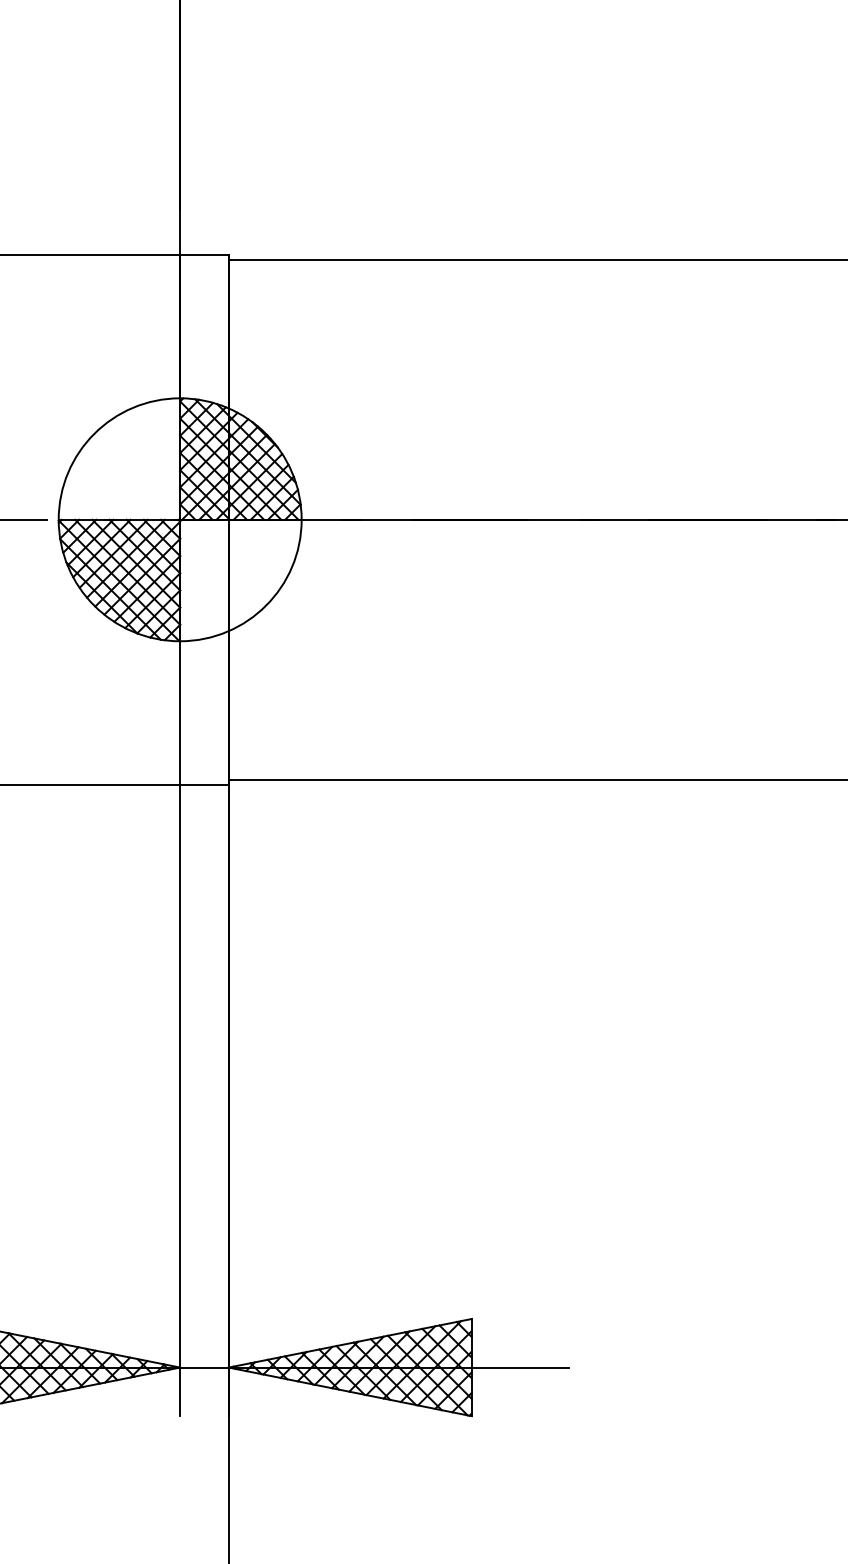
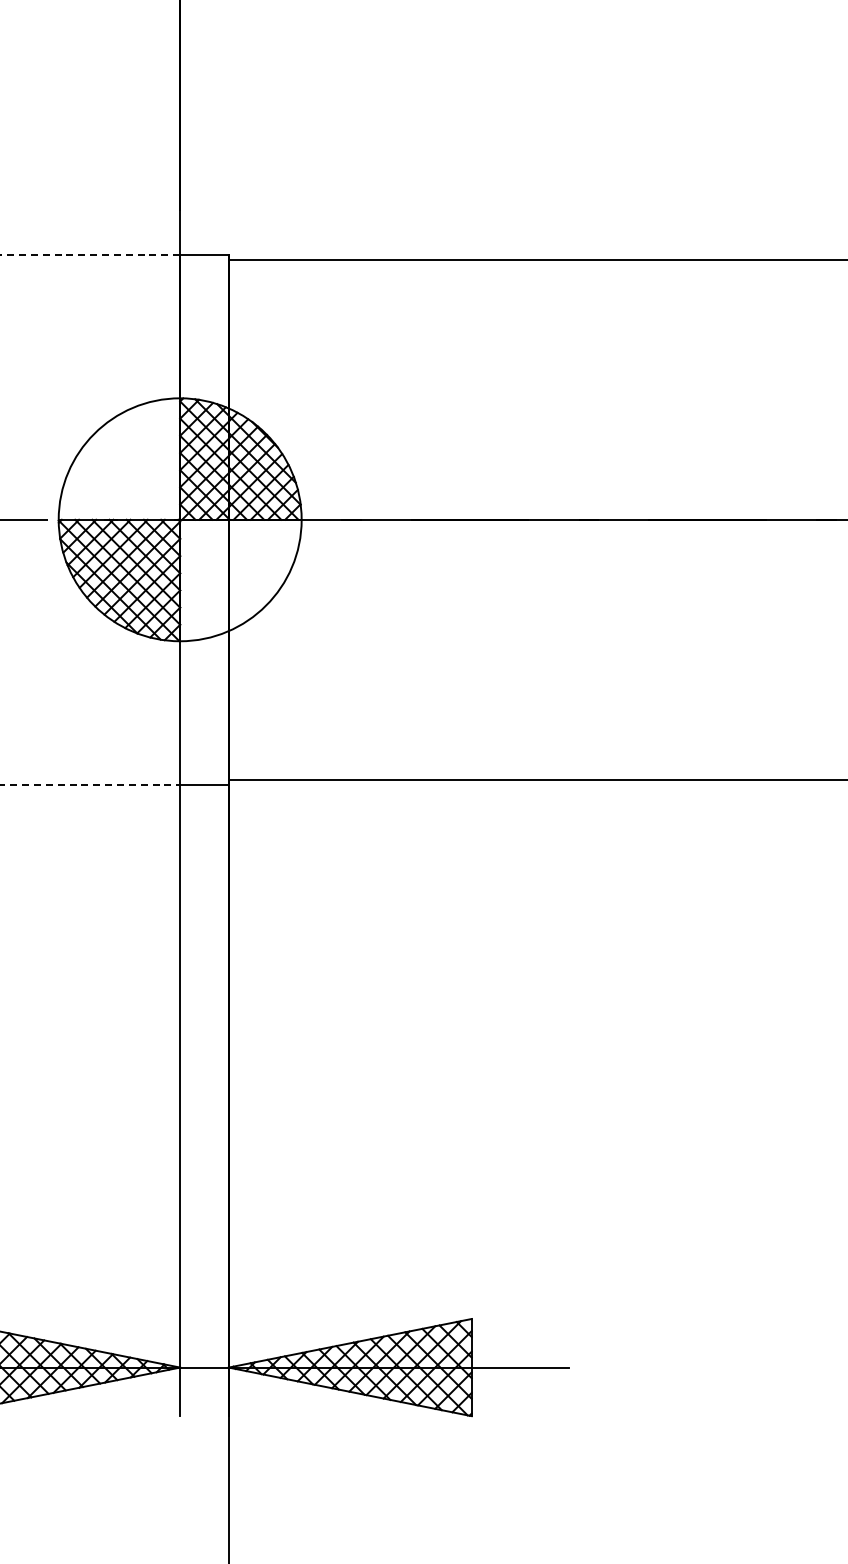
line: solid -> dashed (90, 255)
line: solid -> dashed (90, 784)
